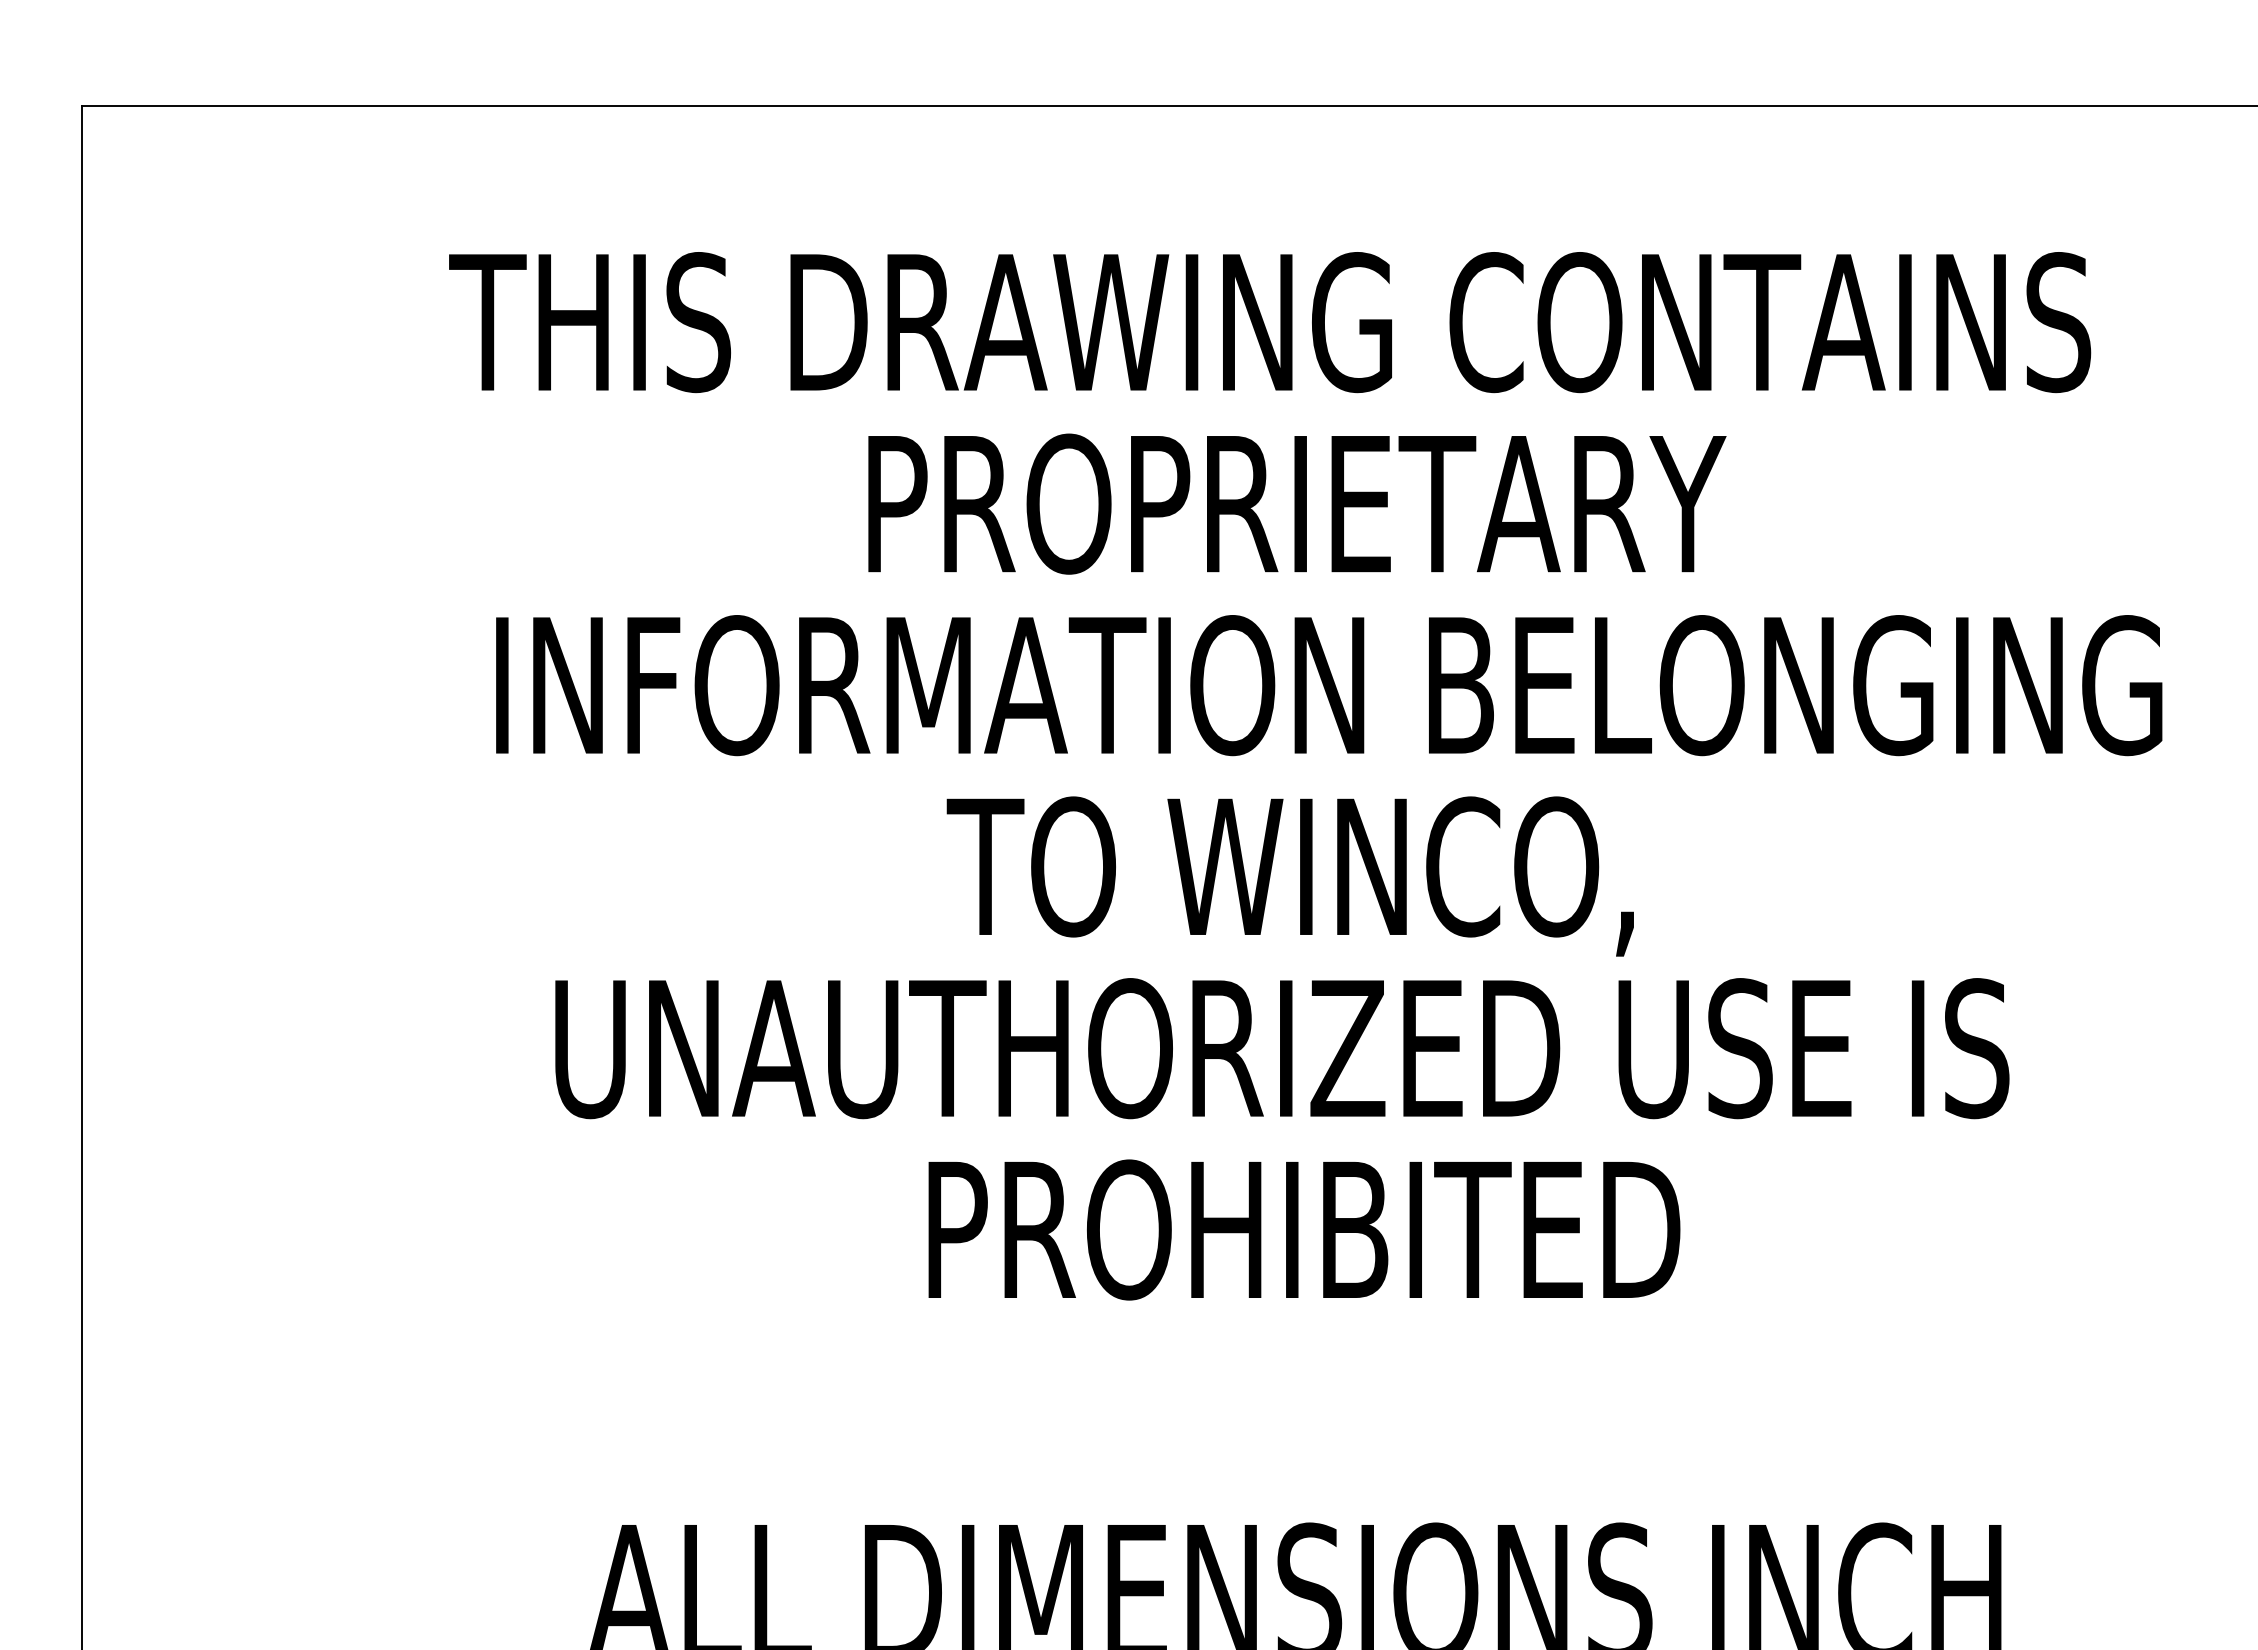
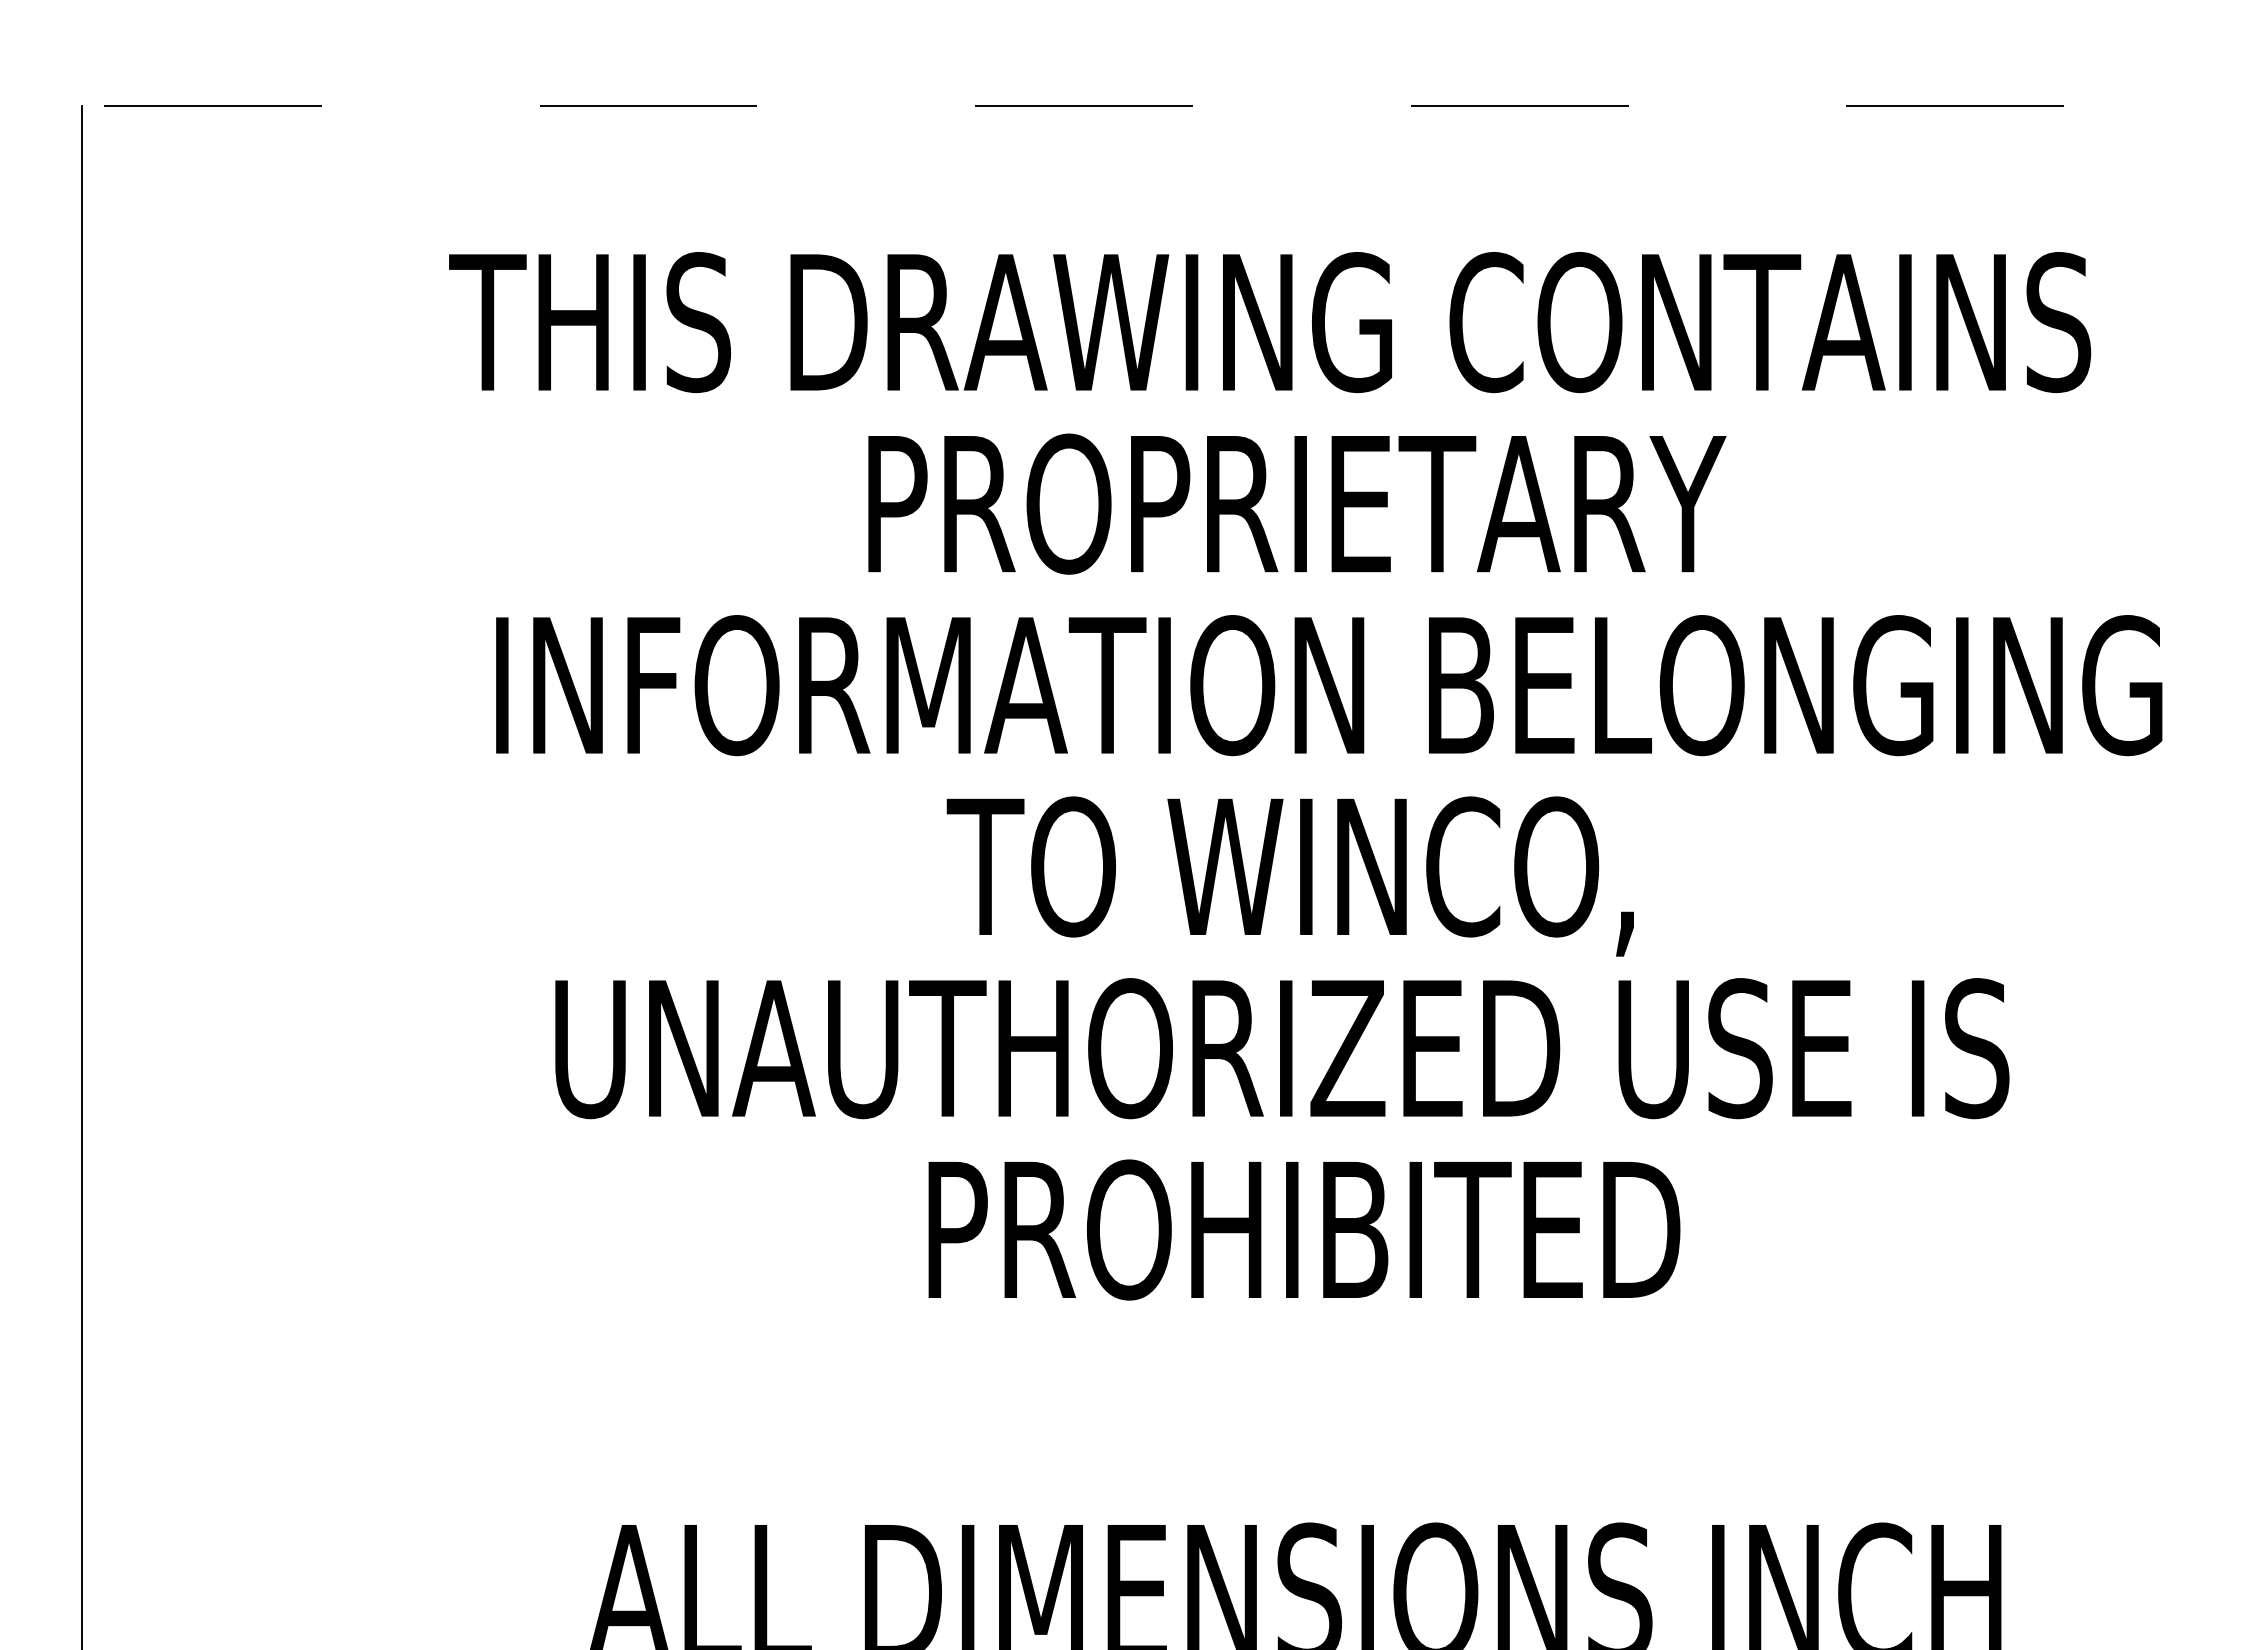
line: solid -> dashed (1169, 105)
